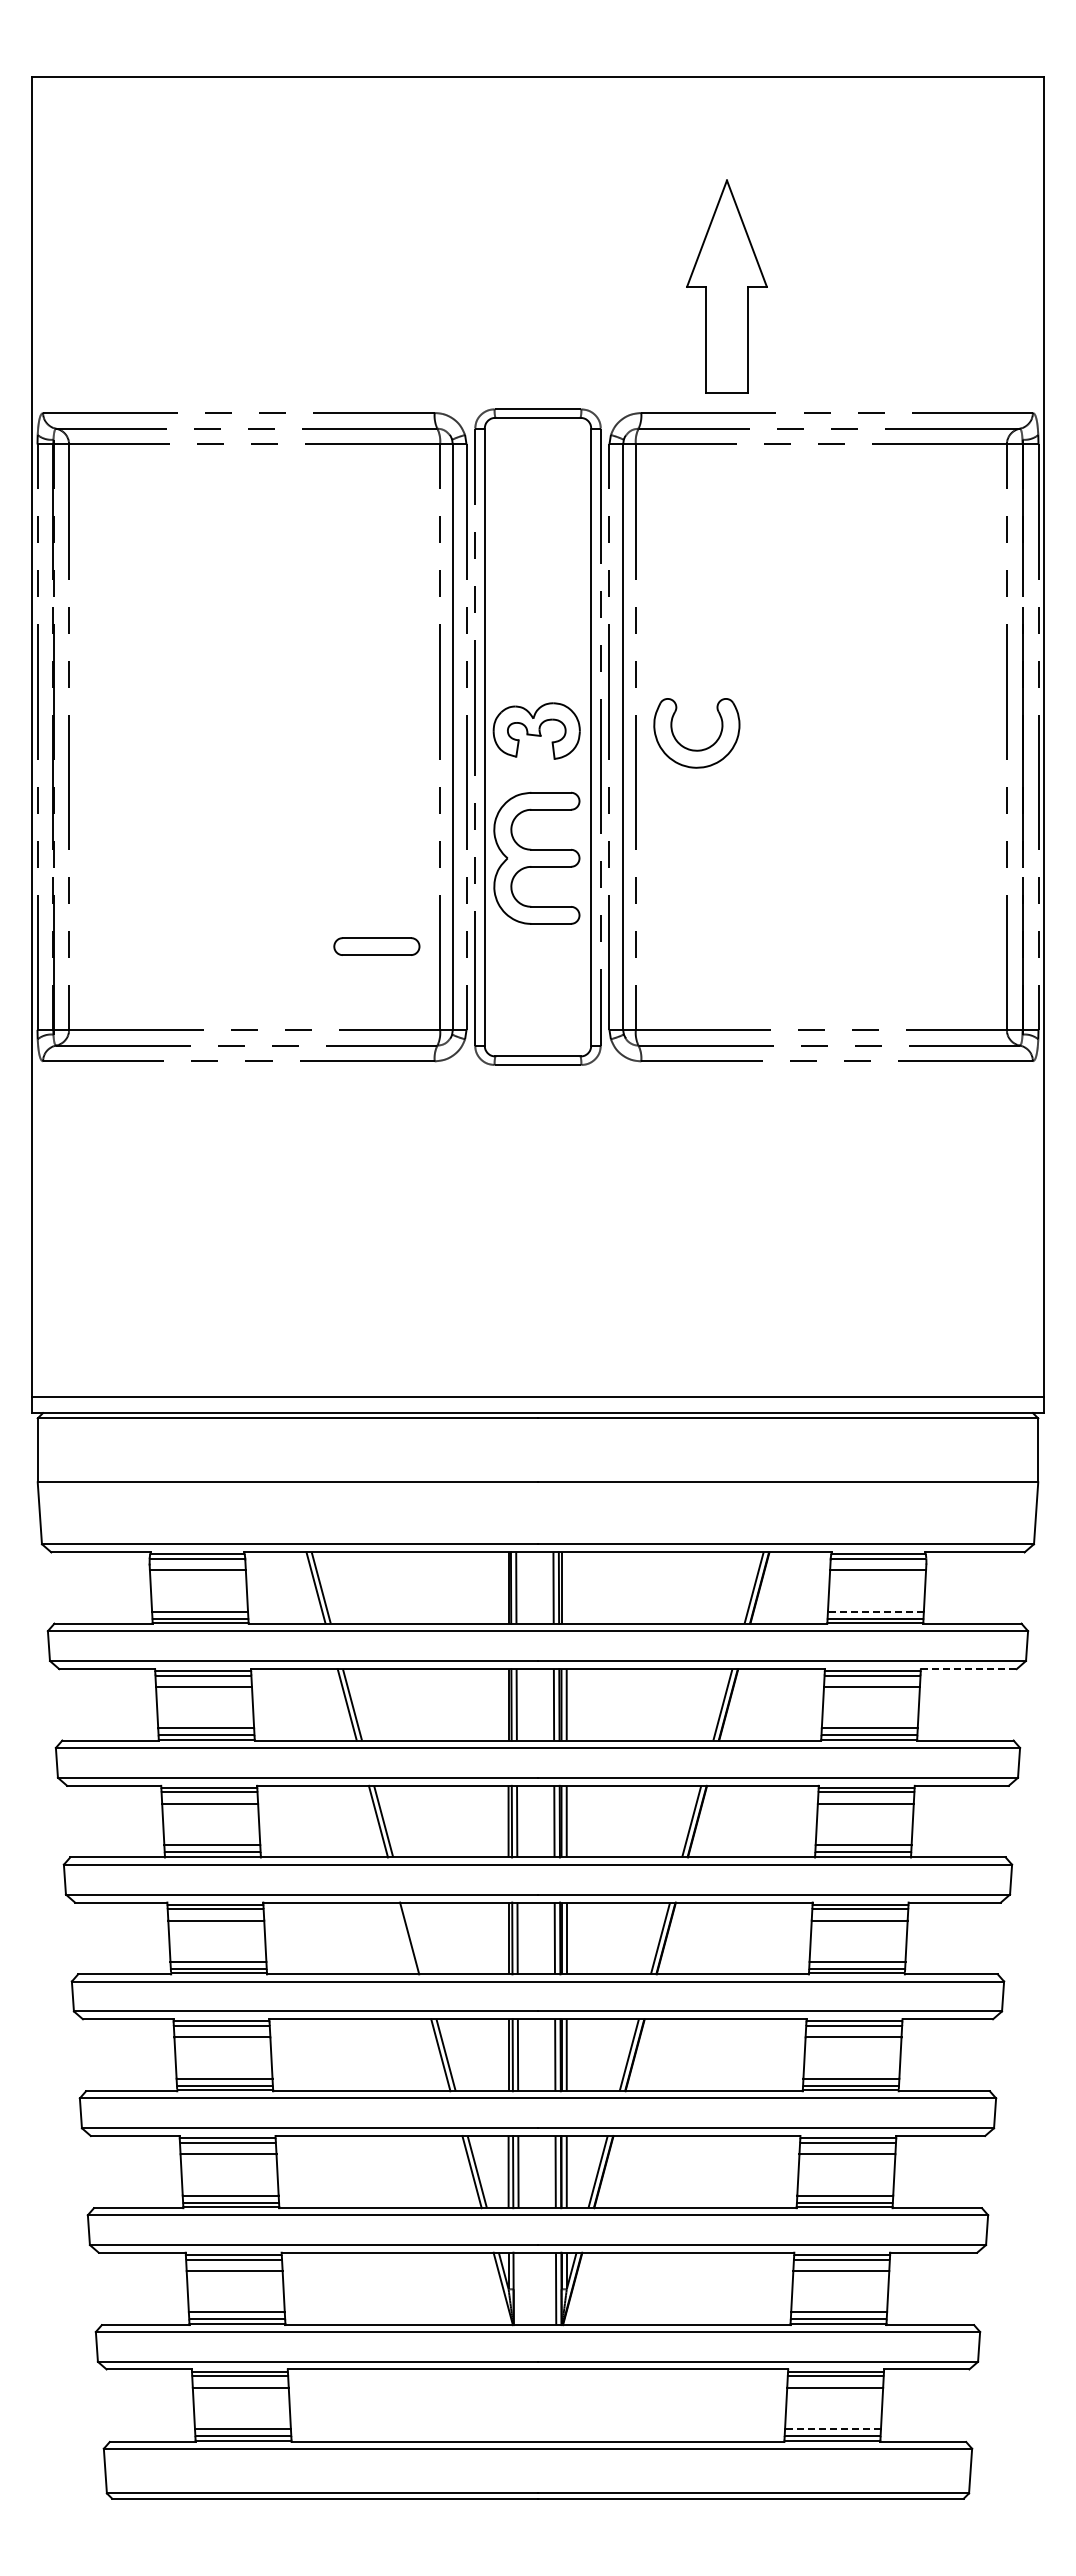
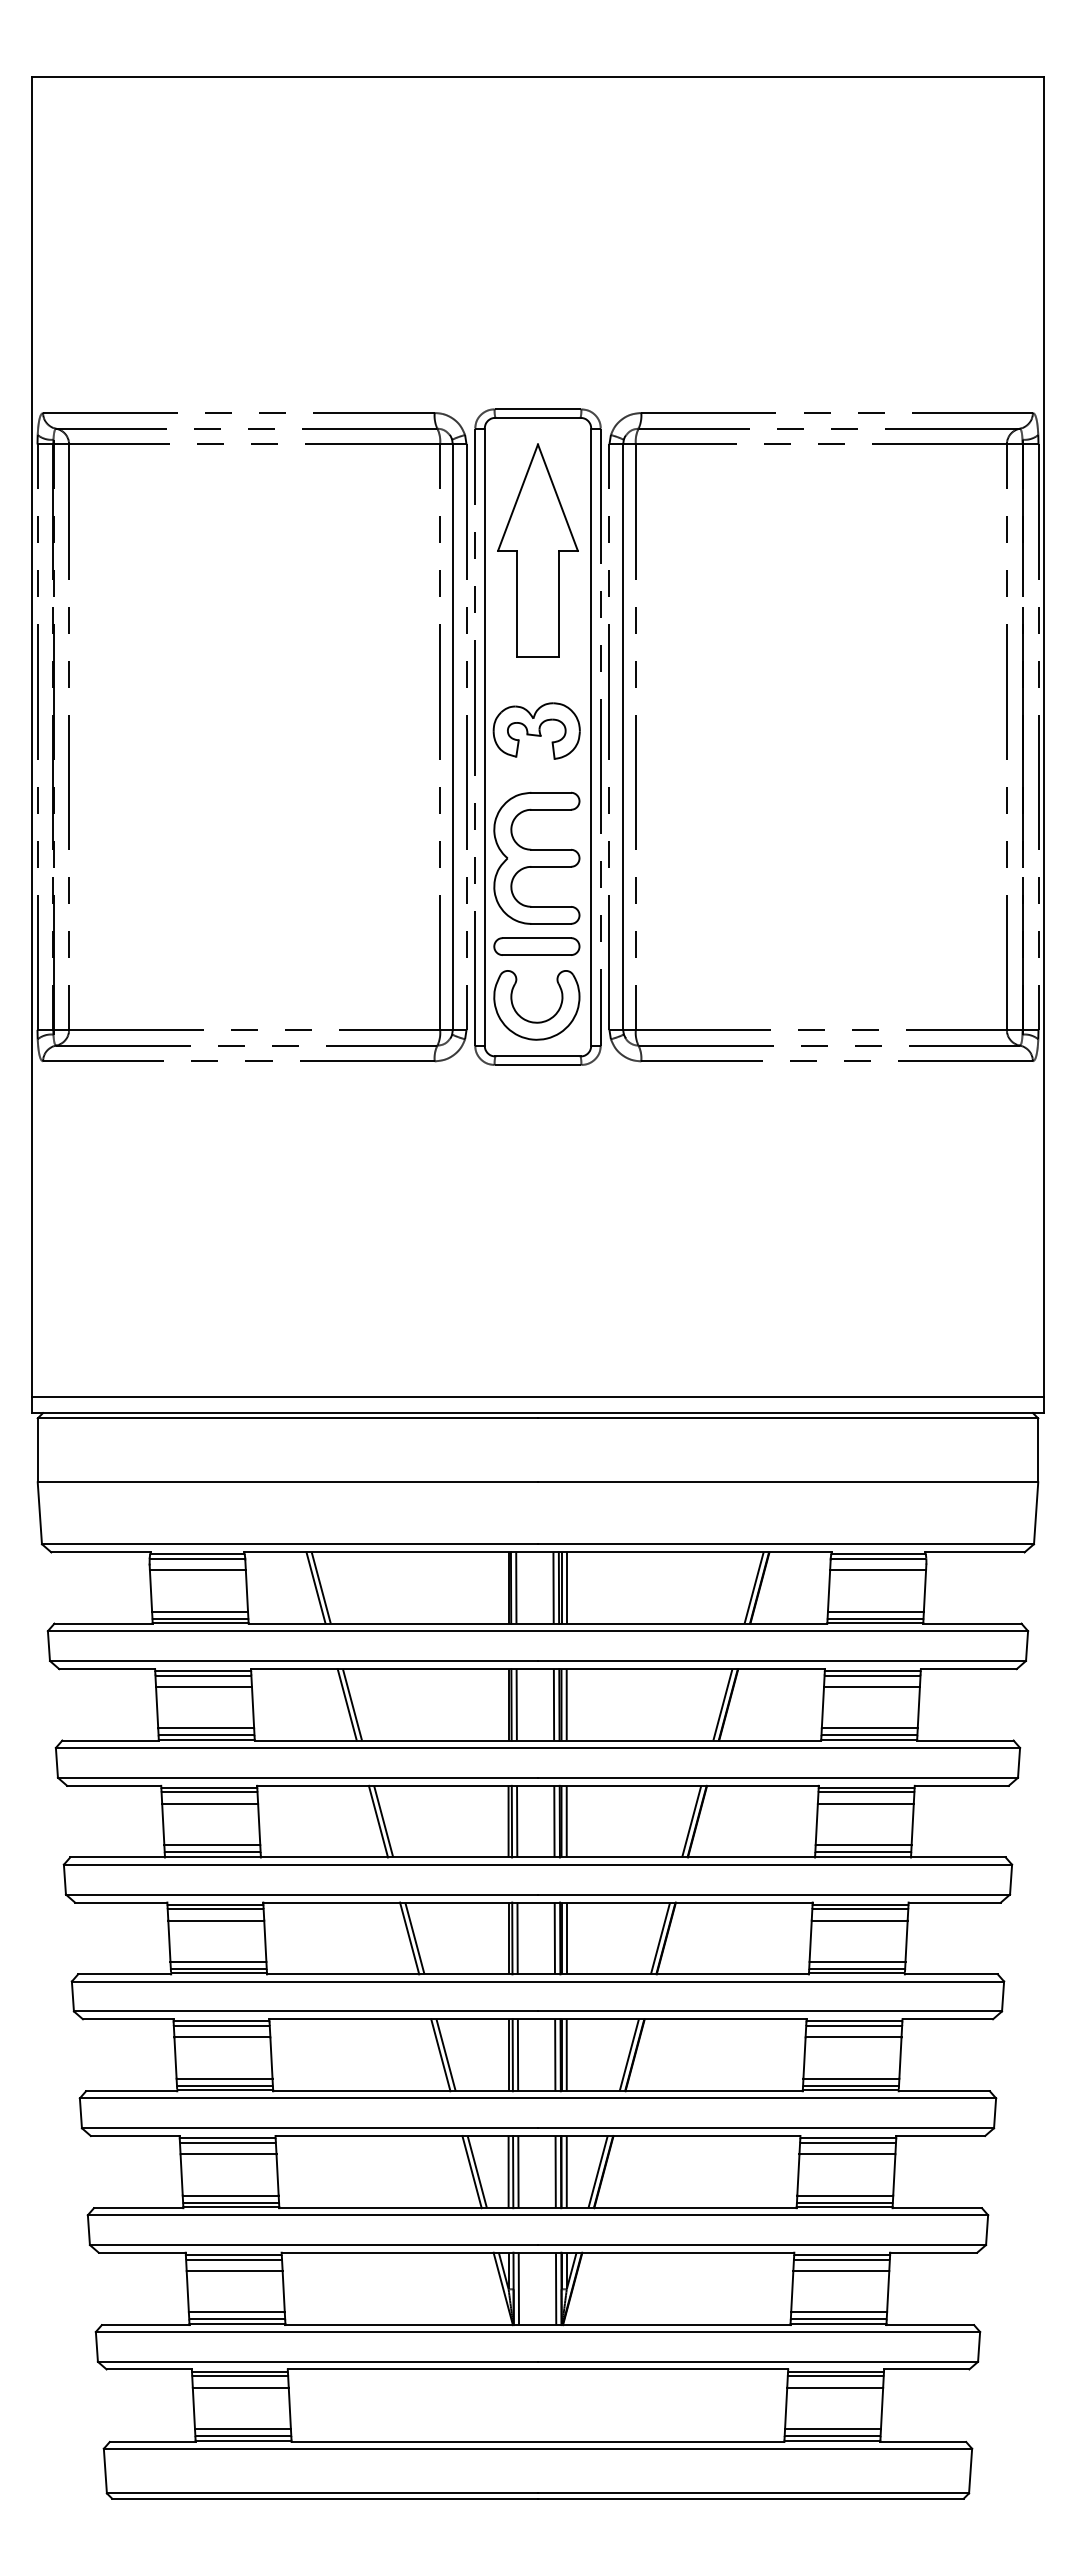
part position: (726, 286) -> (537, 550) (537, 550)
part position: (696, 749) -> (536, 1021) (536, 1021)
part position: (376, 946) -> (536, 946) (536, 946)
line: none -> present (566, 1587)
line: dashed -> solid (875, 1611)
line: dashed -> solid (968, 1669)
line: none -> present (414, 1938)
line: none -> present (518, 2288)
line: dashed -> solid (833, 2429)
